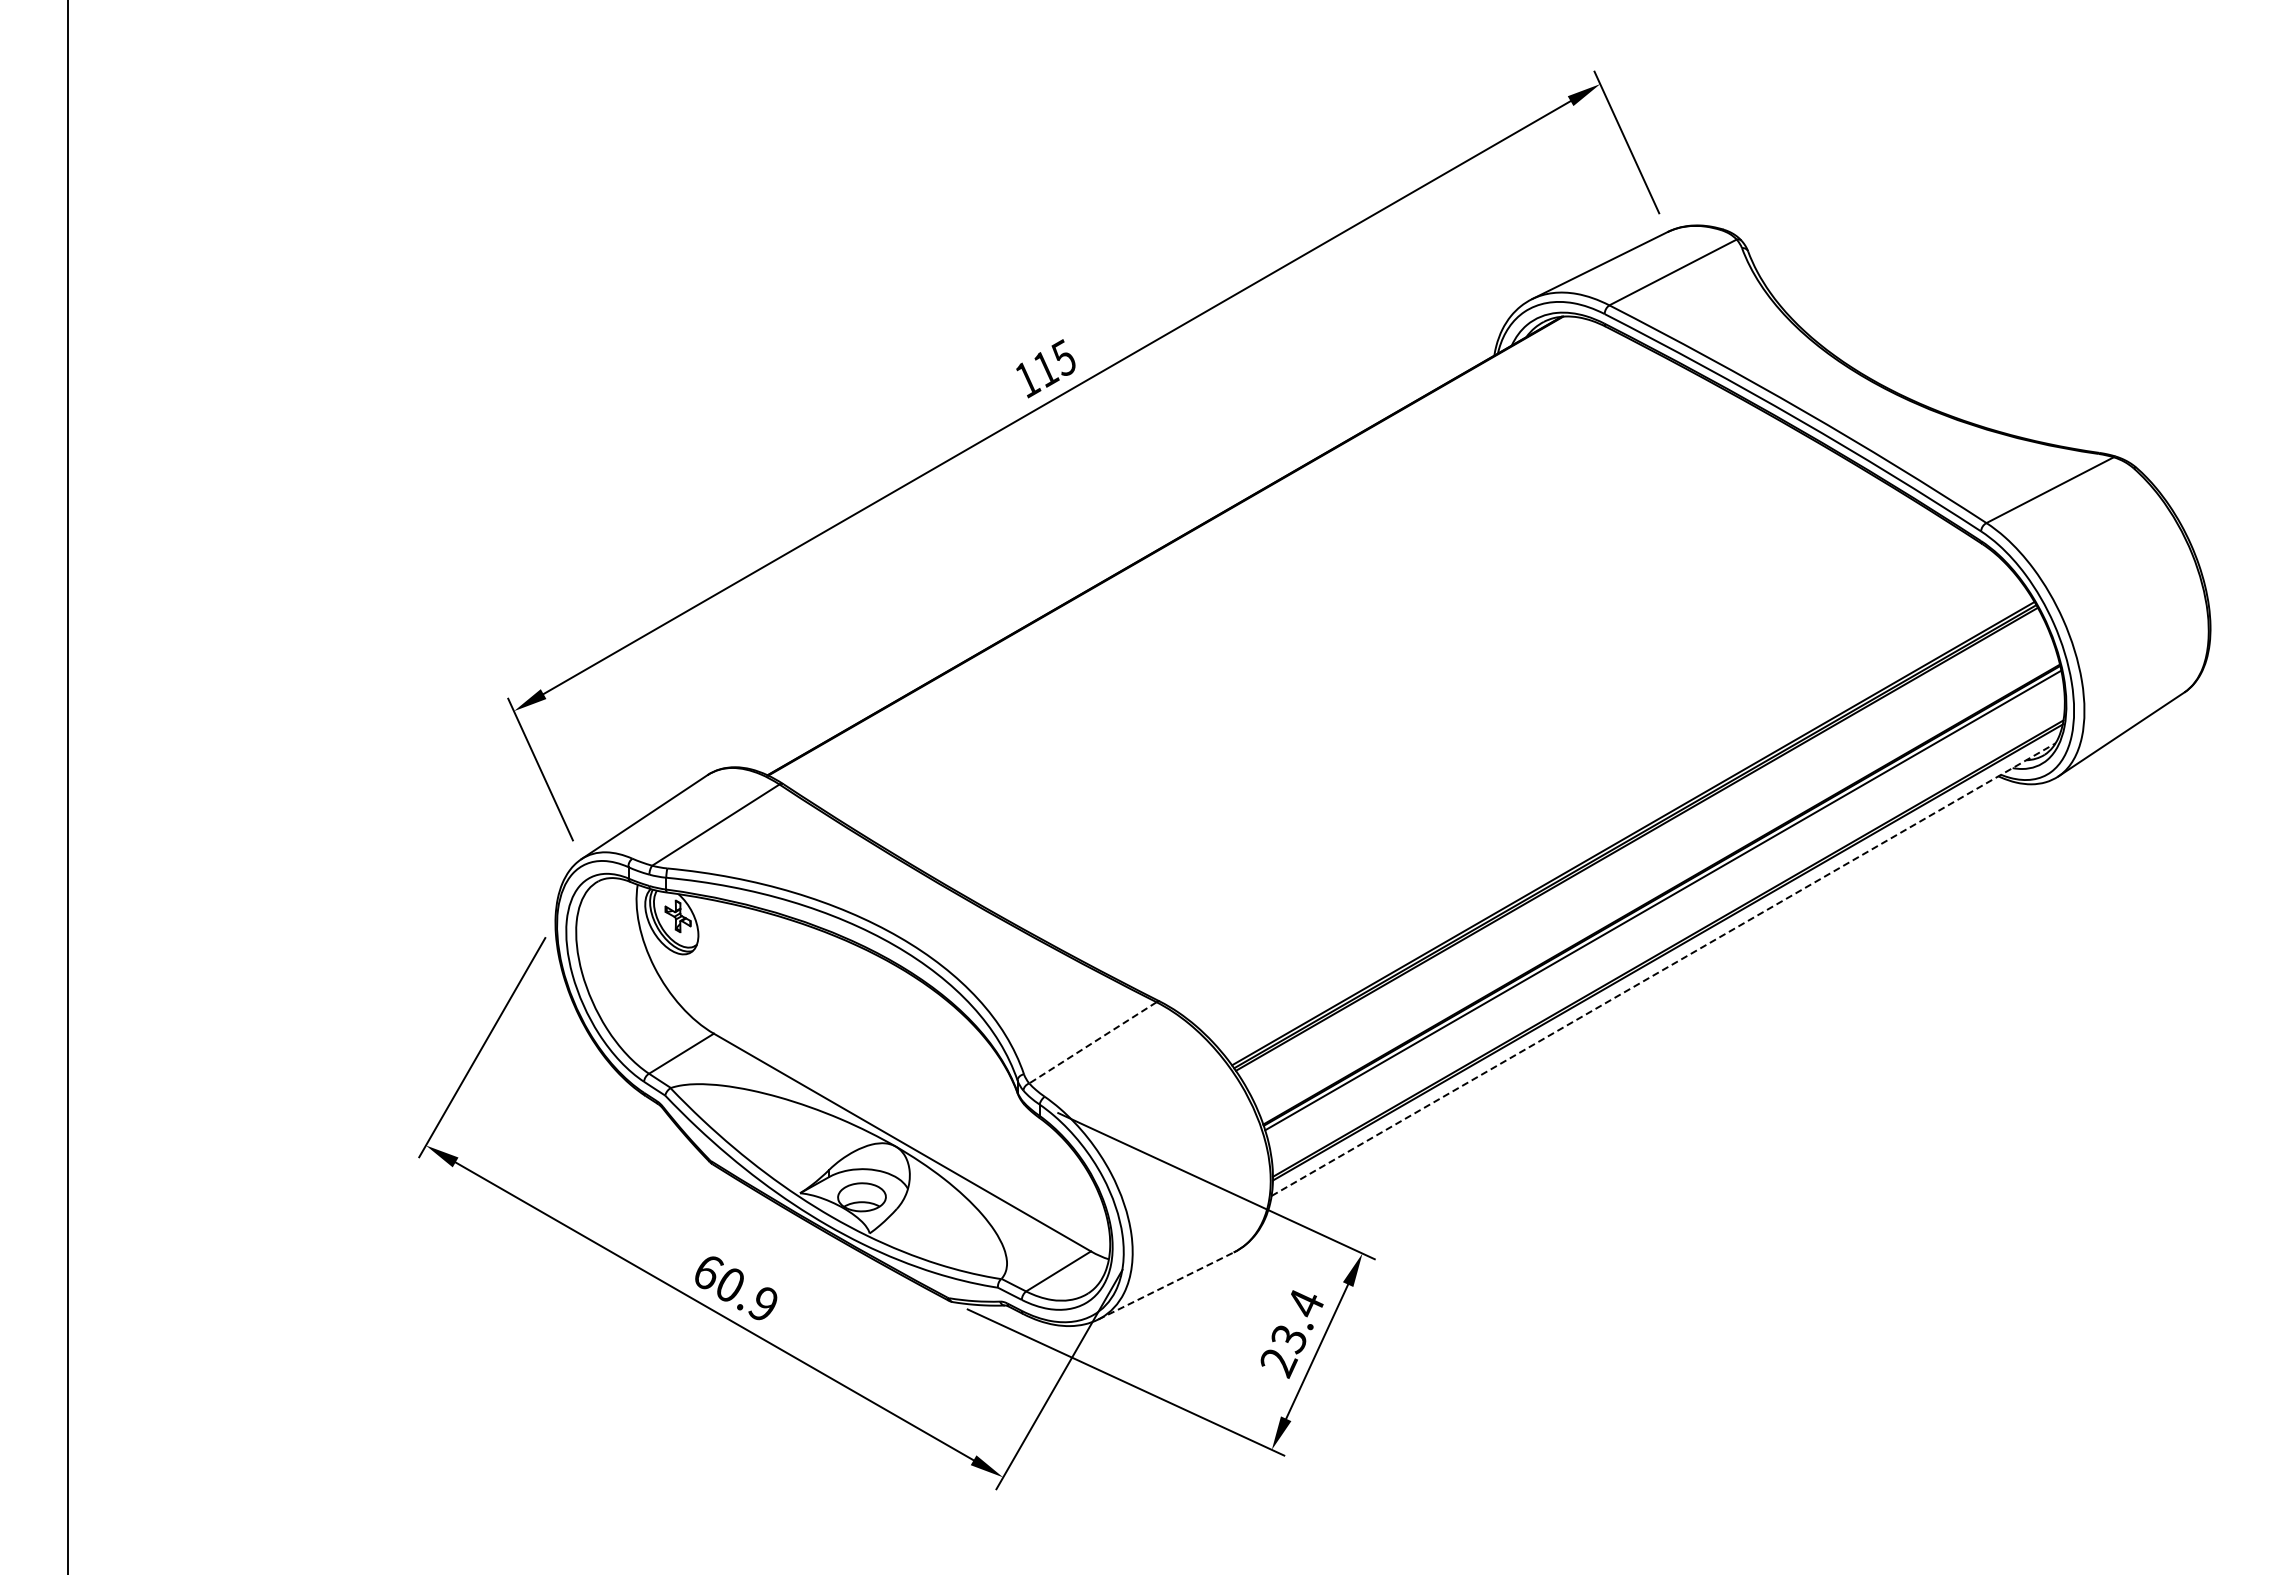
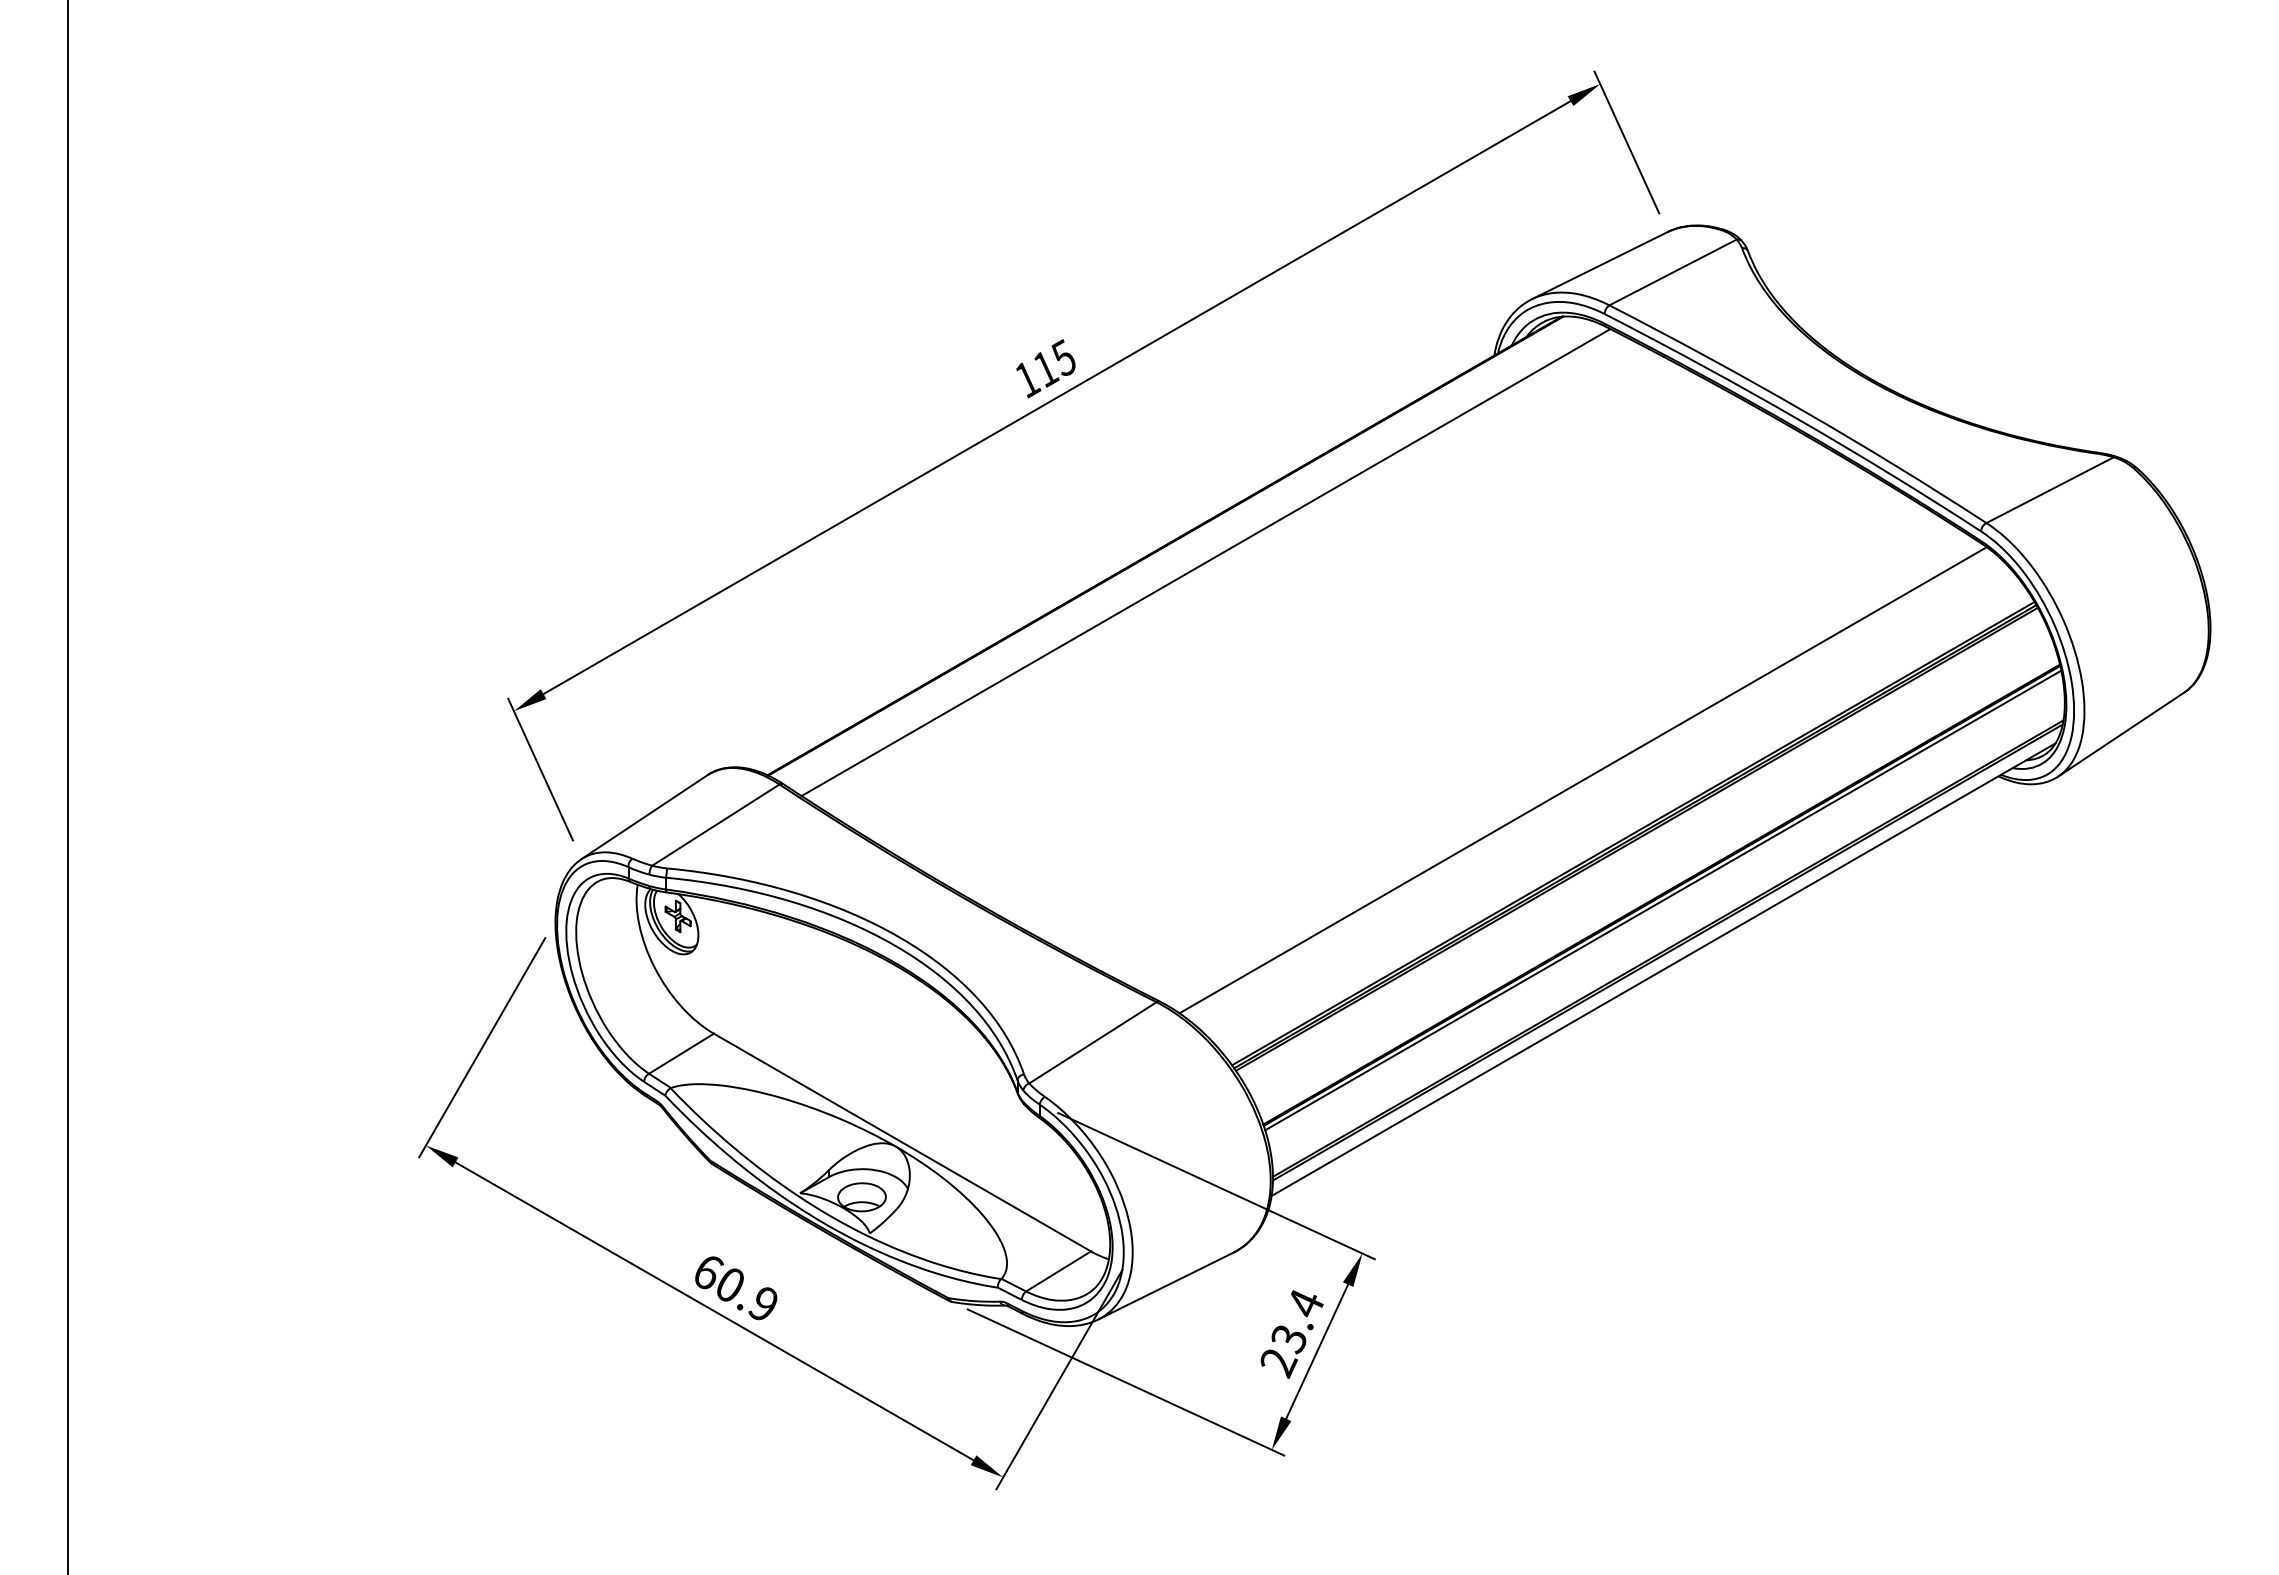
line: none -> present (1205, 562)
line: none -> present (1582, 780)
line: dashed -> solid (1663, 969)
line: dashed -> solid (1092, 1043)
line: dashed -> solid (1166, 1286)
